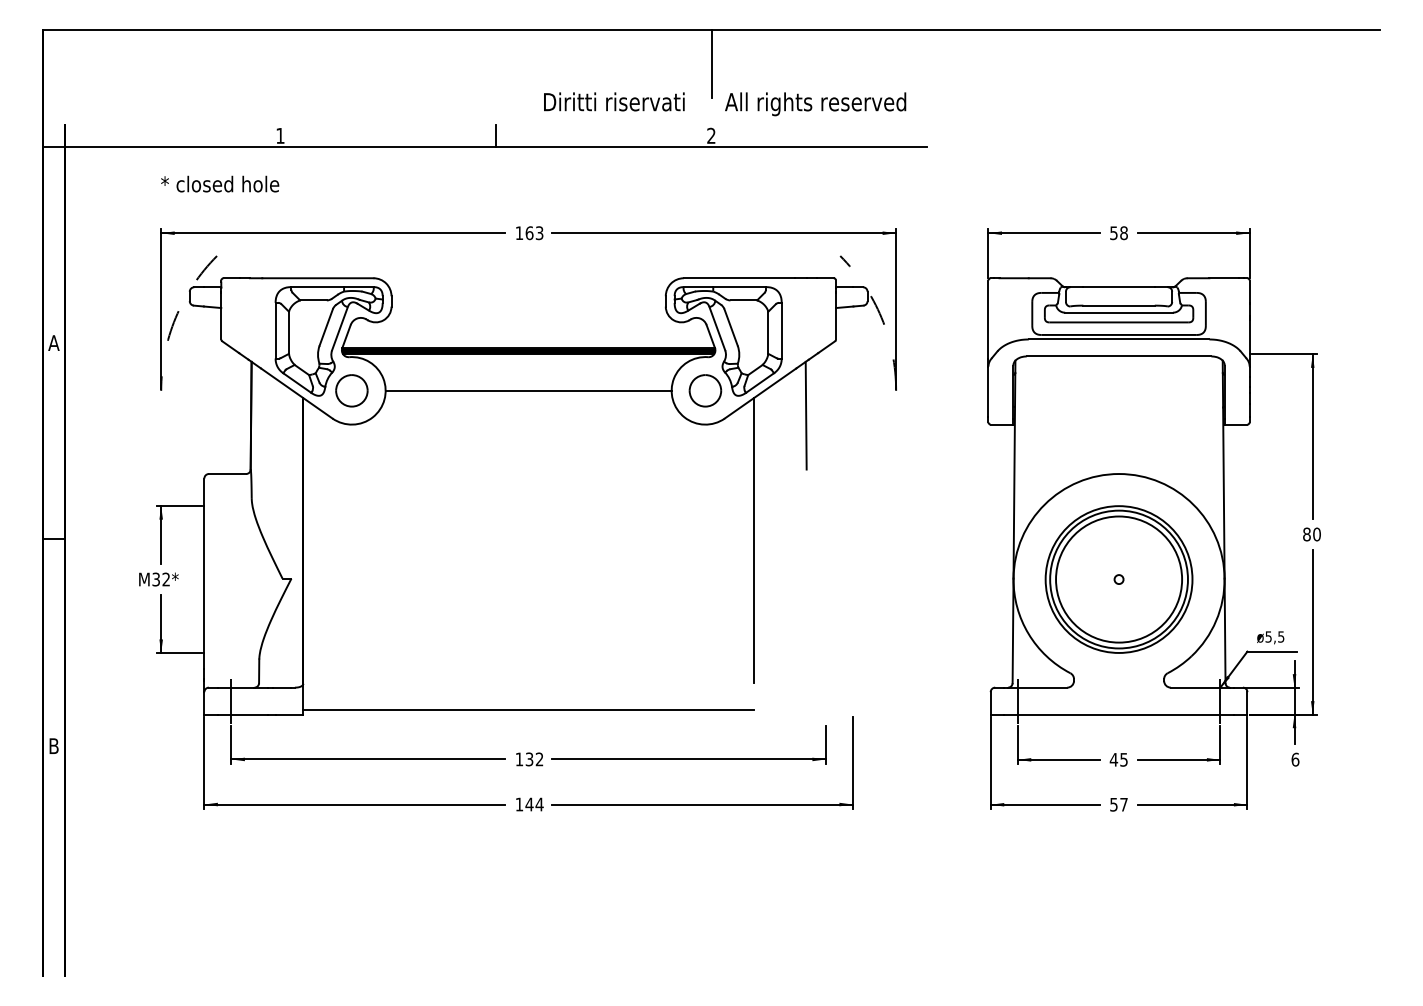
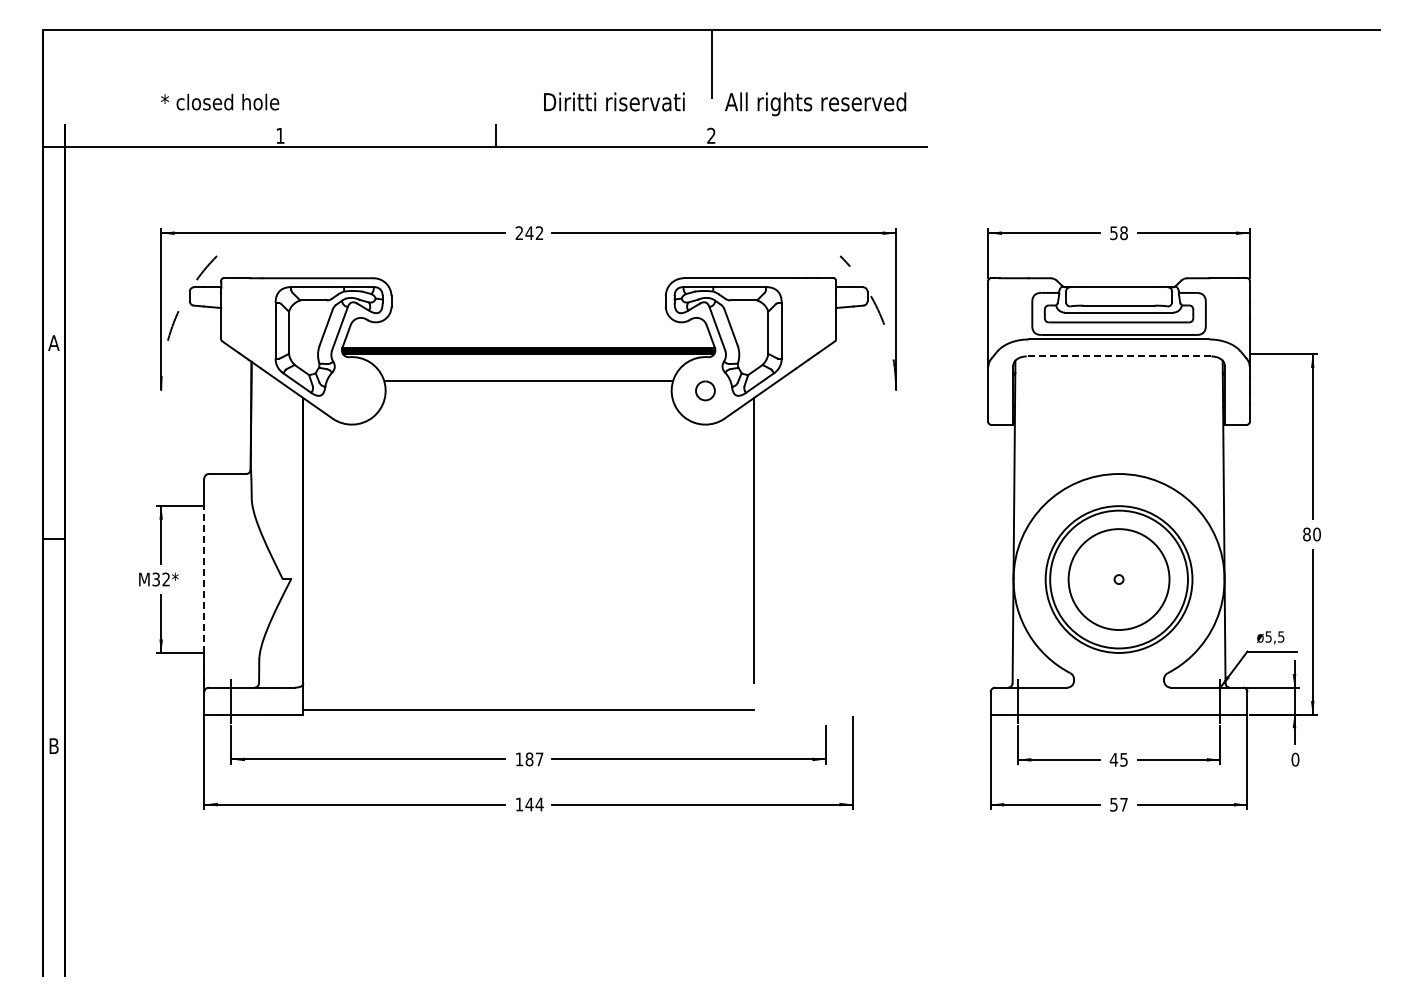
text position: (220, 183) -> (220, 101) (220, 101)
text: 163 -> 242 (529, 233)
line: solid -> dashed (1118, 356)
part: present -> none (351, 390)
line position: (528, 390) -> (528, 380) (528, 380)
part size: 35x34 px -> 21x22 px (705, 390)
line: present -> none (805, 415)
line: solid -> dashed (204, 579)
circle diameter: 126 px -> 101 px (1118, 579)
text: 132 -> 187 (534, 759)
text: 6 -> 0 (1295, 759)
